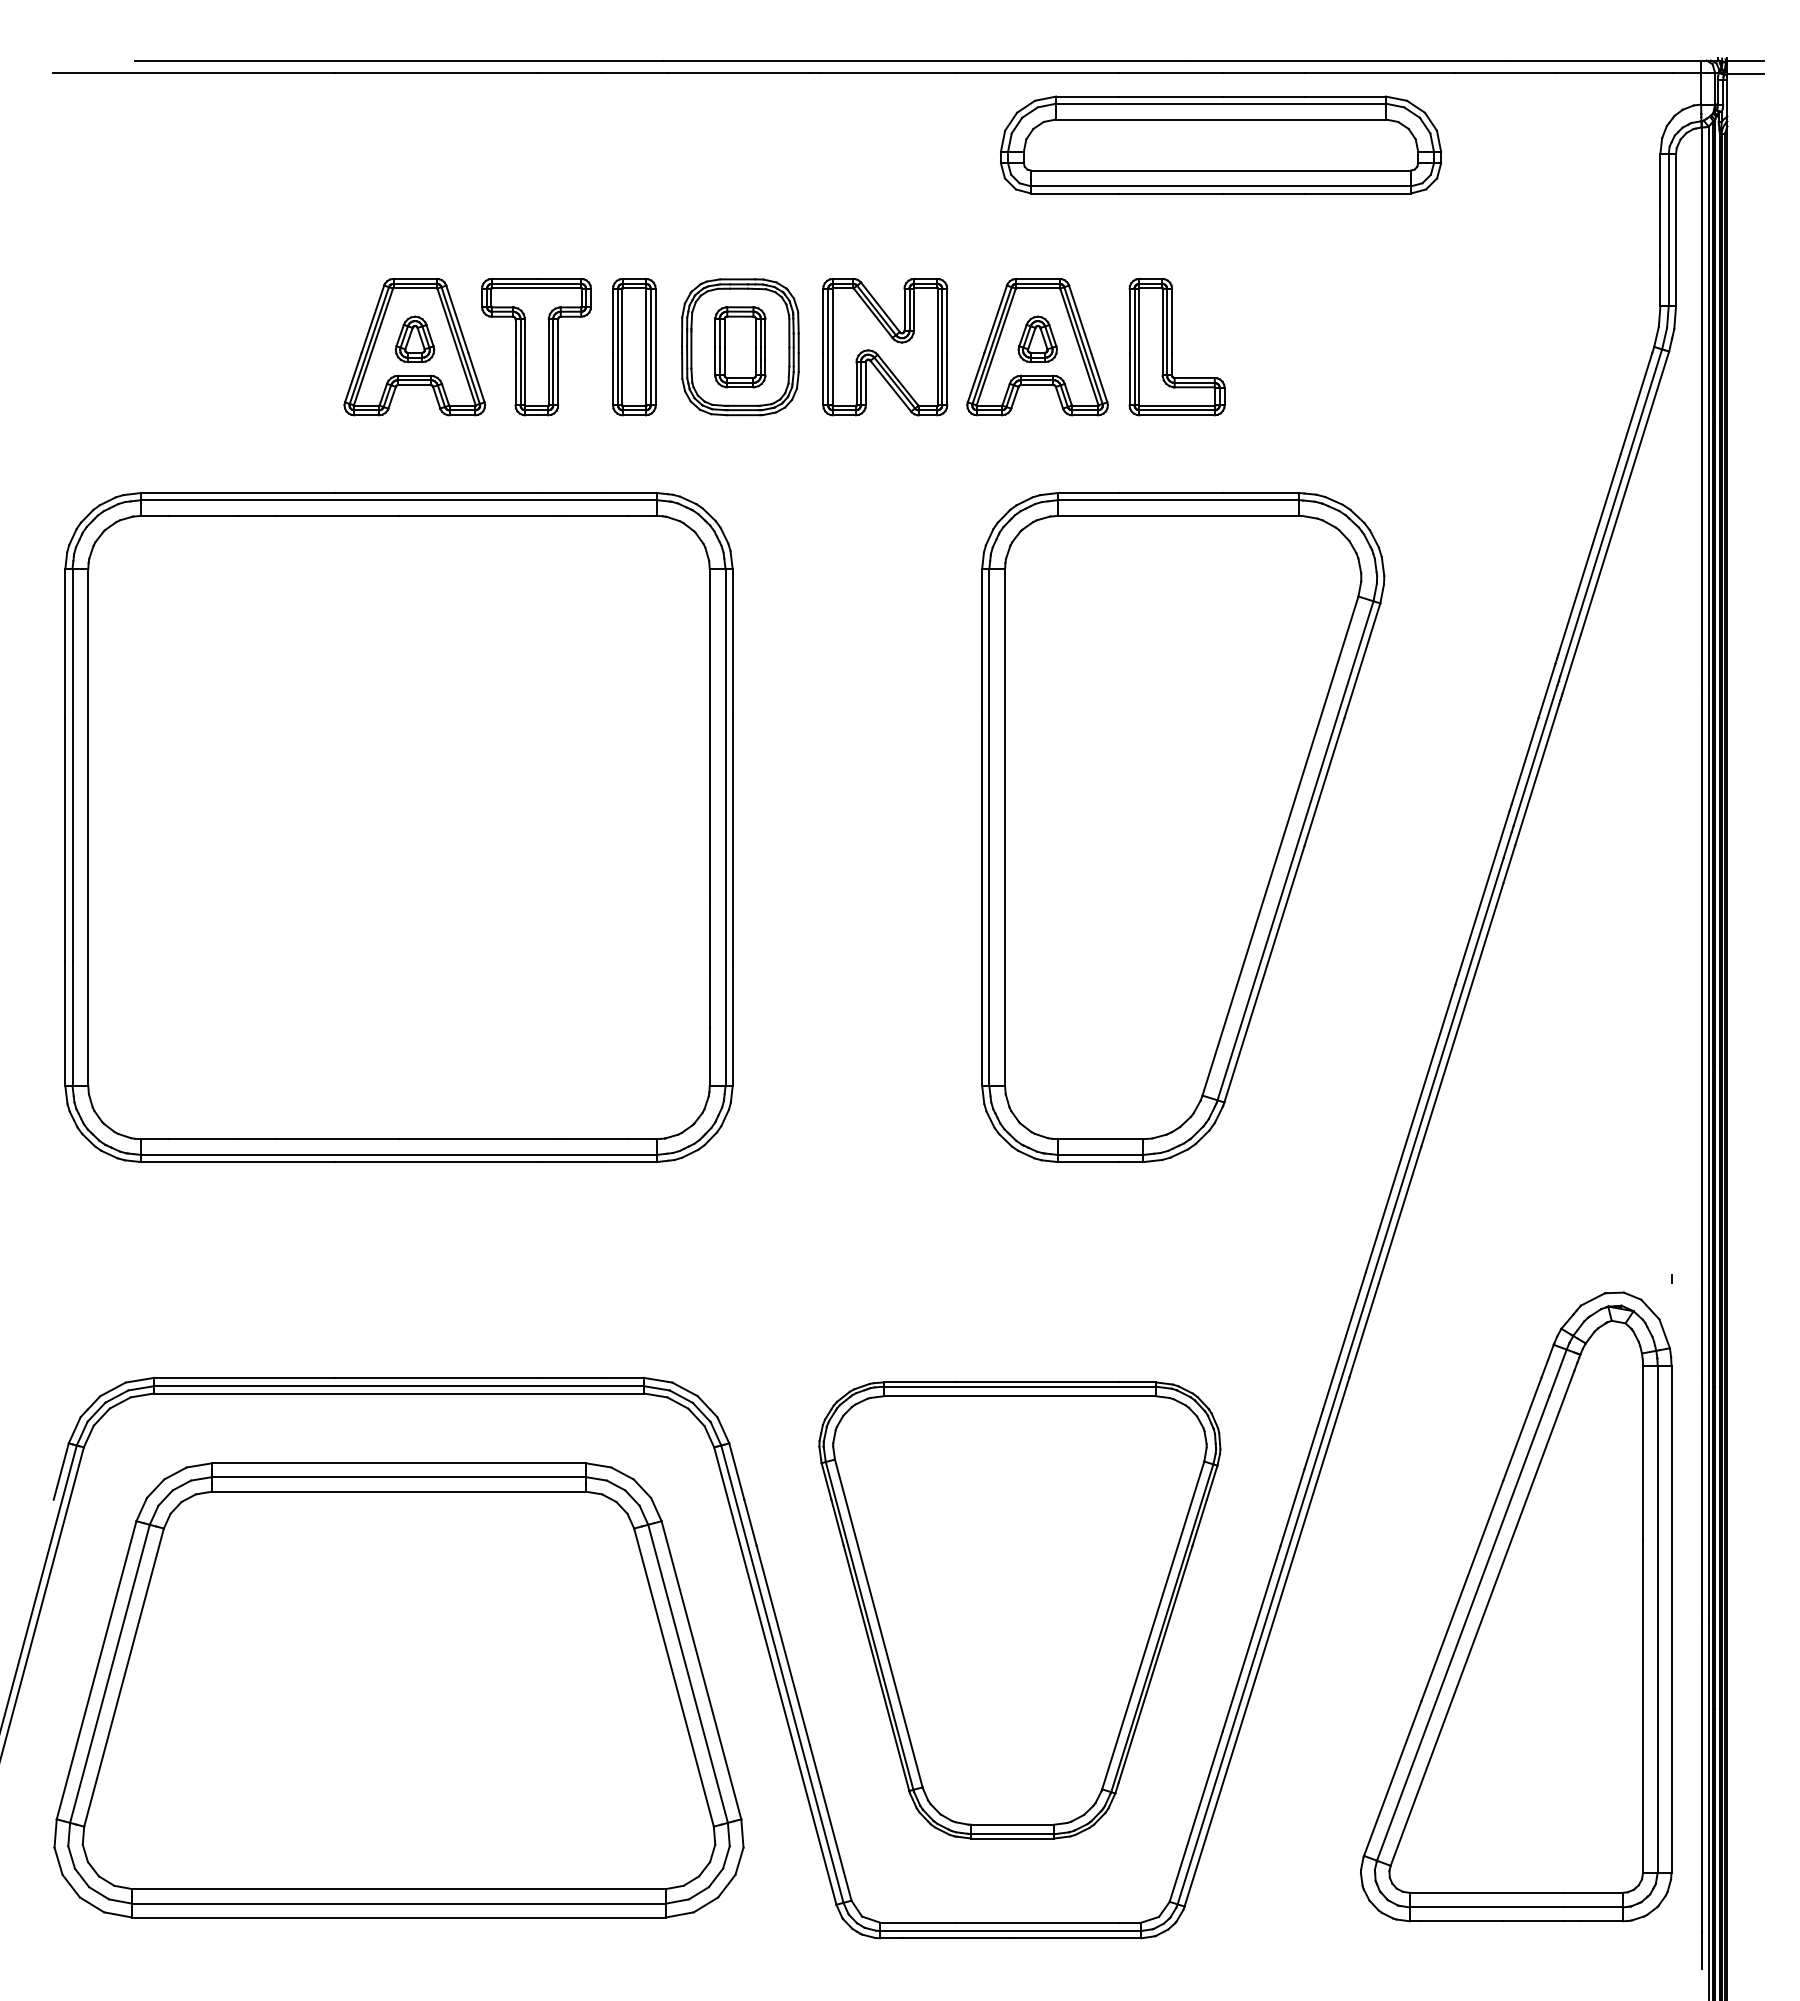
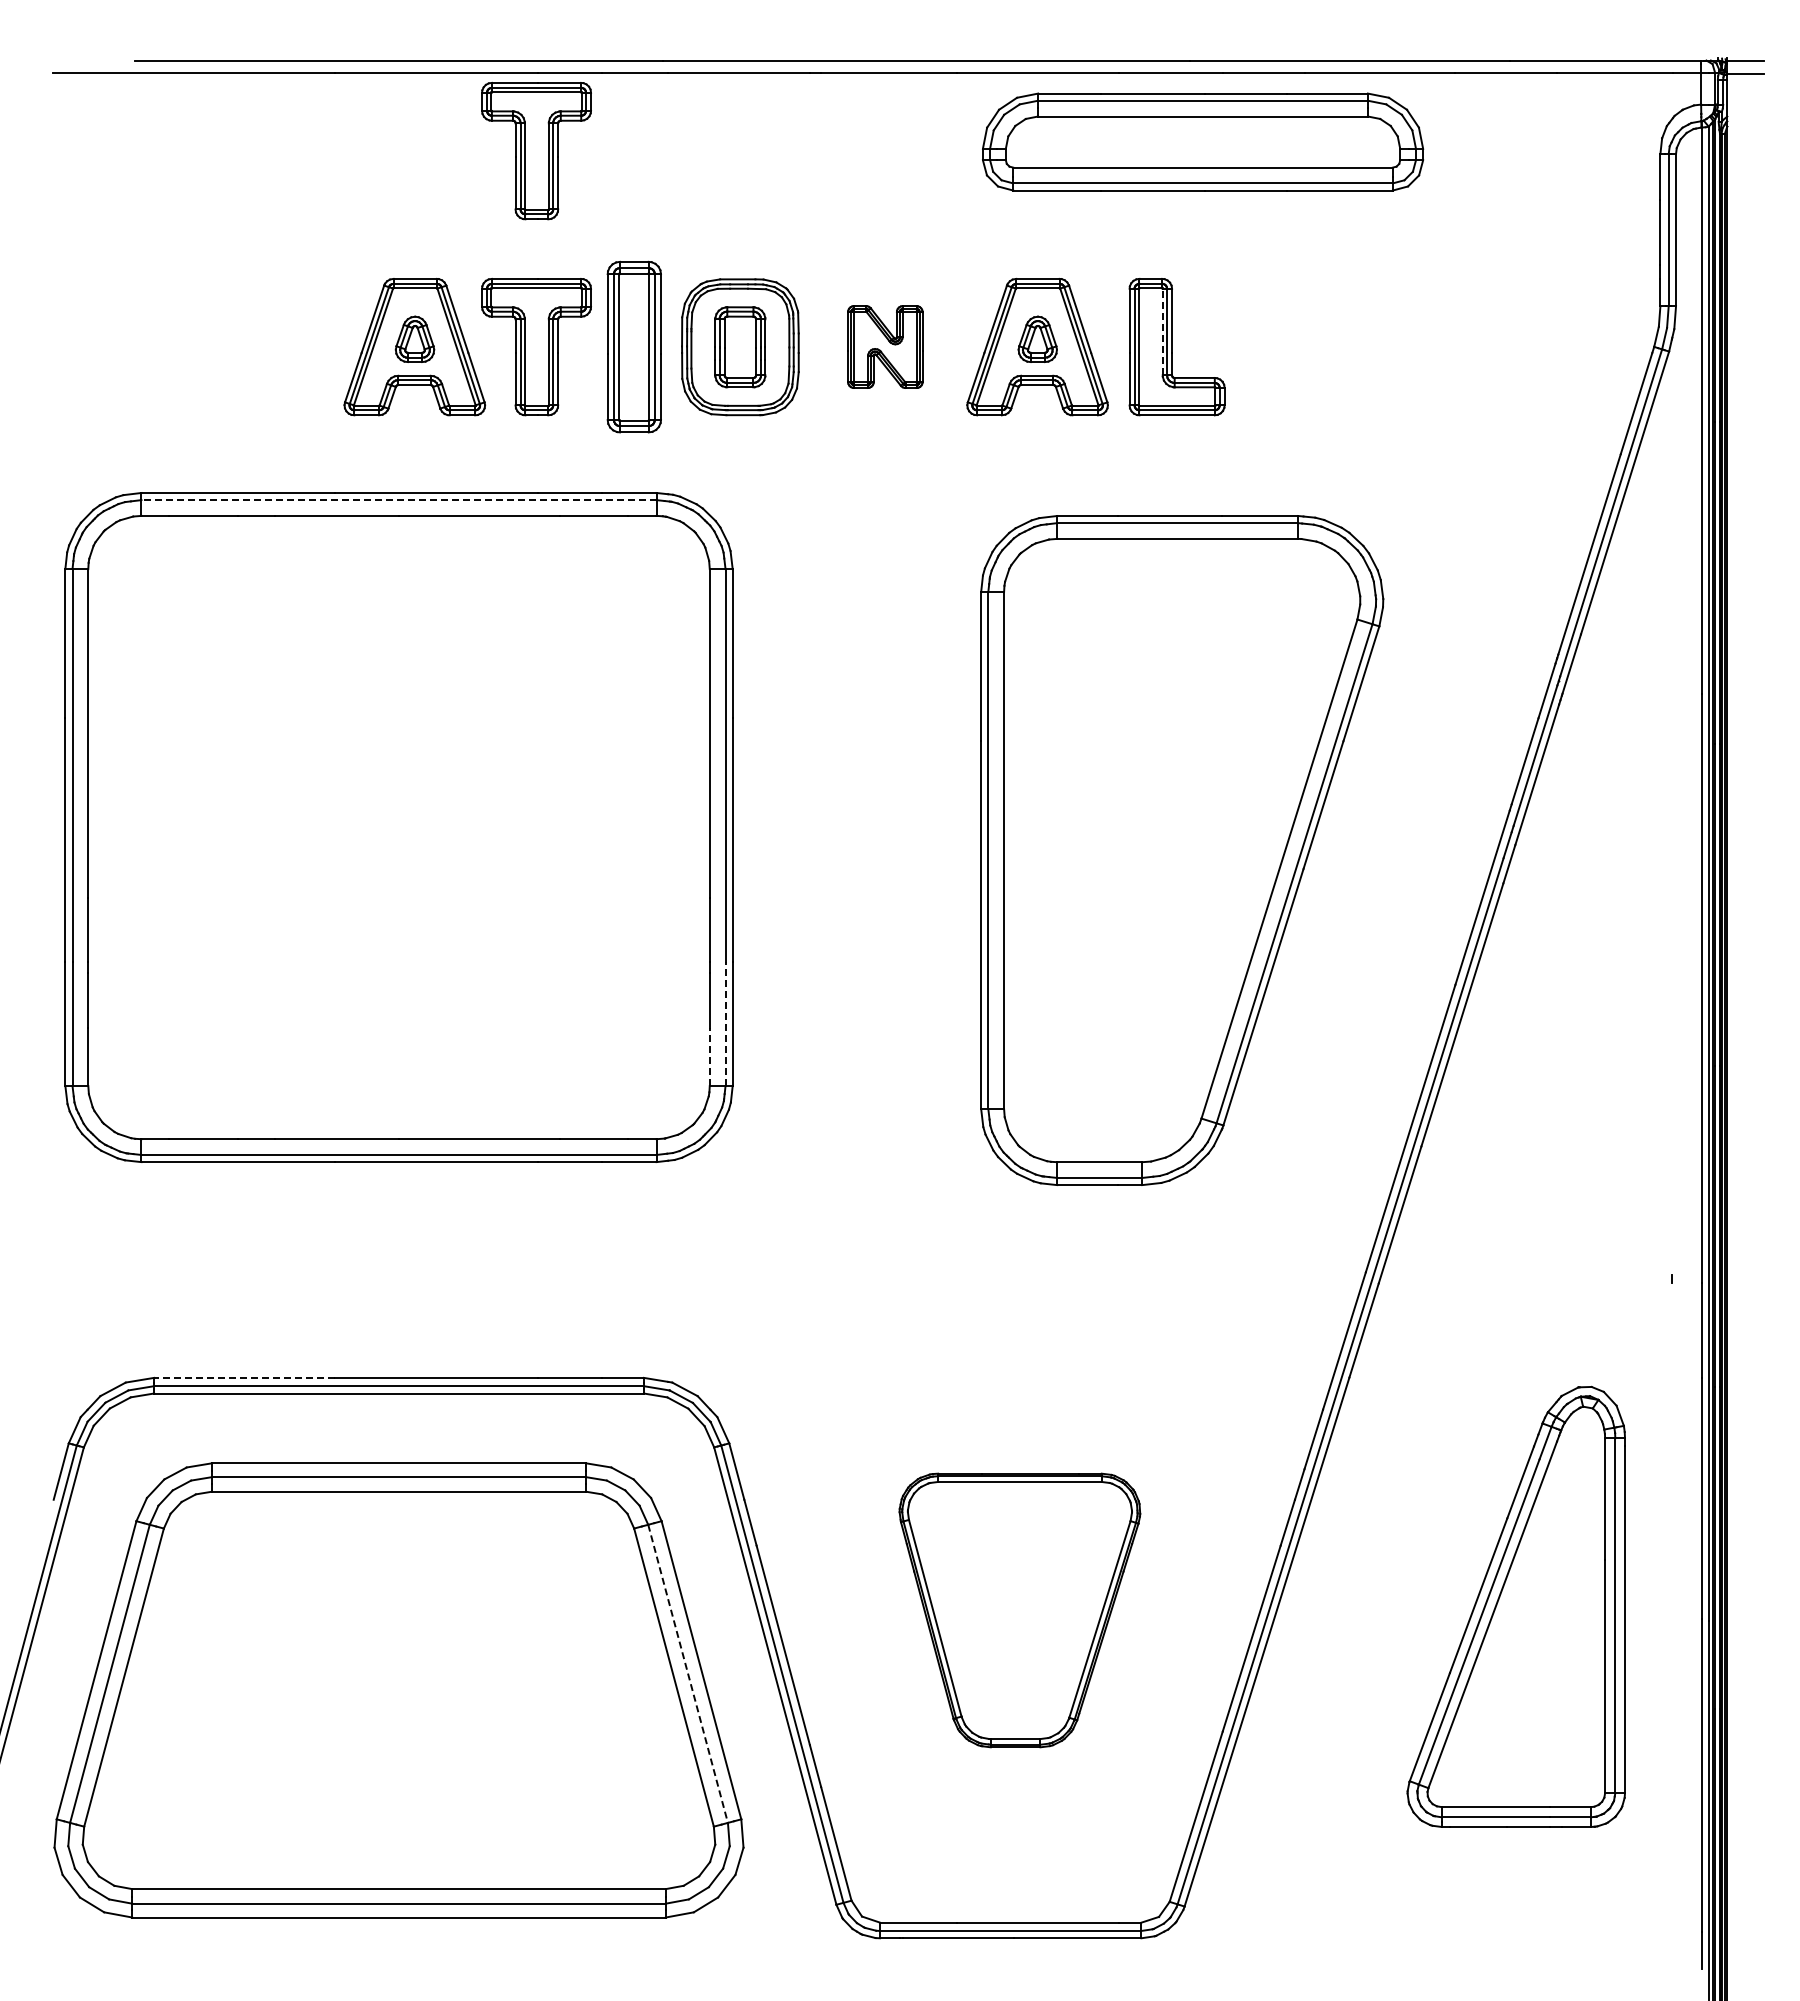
part position: (1221, 144) -> (1203, 141) (1203, 141)
part: none -> present (536, 151)
line: solid -> dashed (1162, 331)
part size: 45x140 px -> 56x174 px (633, 346)
part size: 127x140 px -> 77x84 px (885, 346)
line: solid -> dashed (399, 500)
part position: (1183, 827) -> (1182, 850) (1182, 850)
line: solid -> dashed (725, 1024)
line: solid -> dashed (709, 1057)
line: solid -> dashed (244, 1377)
part size: 313x632 px -> 220x443 px (1515, 1606)
part size: 404x459 px -> 244x277 px (1019, 1610)
line: solid -> dashed (688, 1674)
